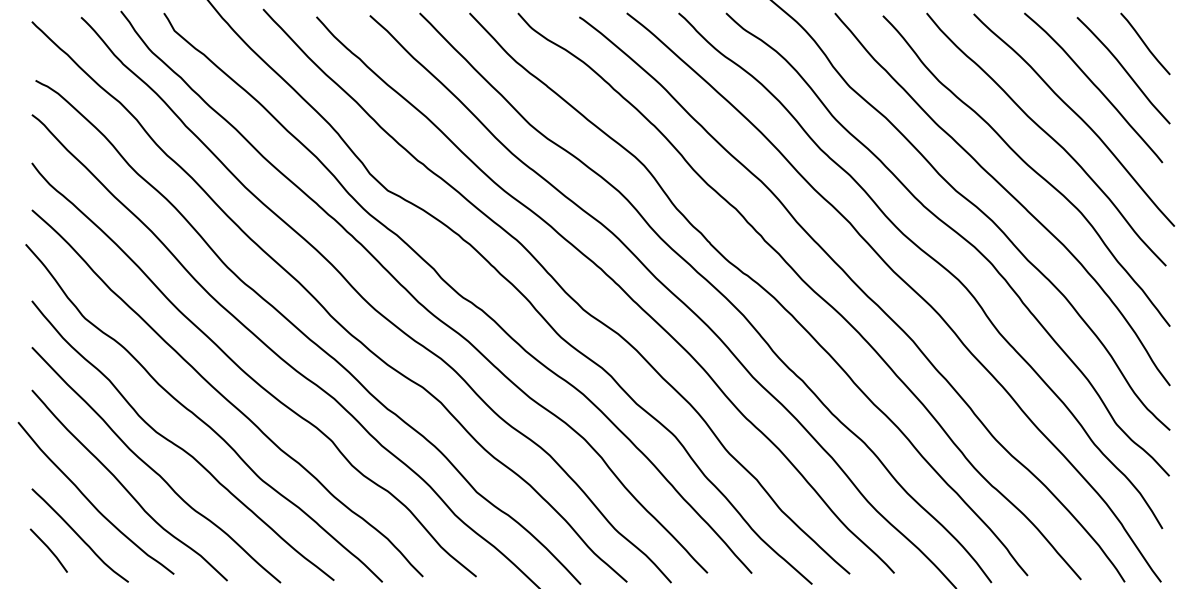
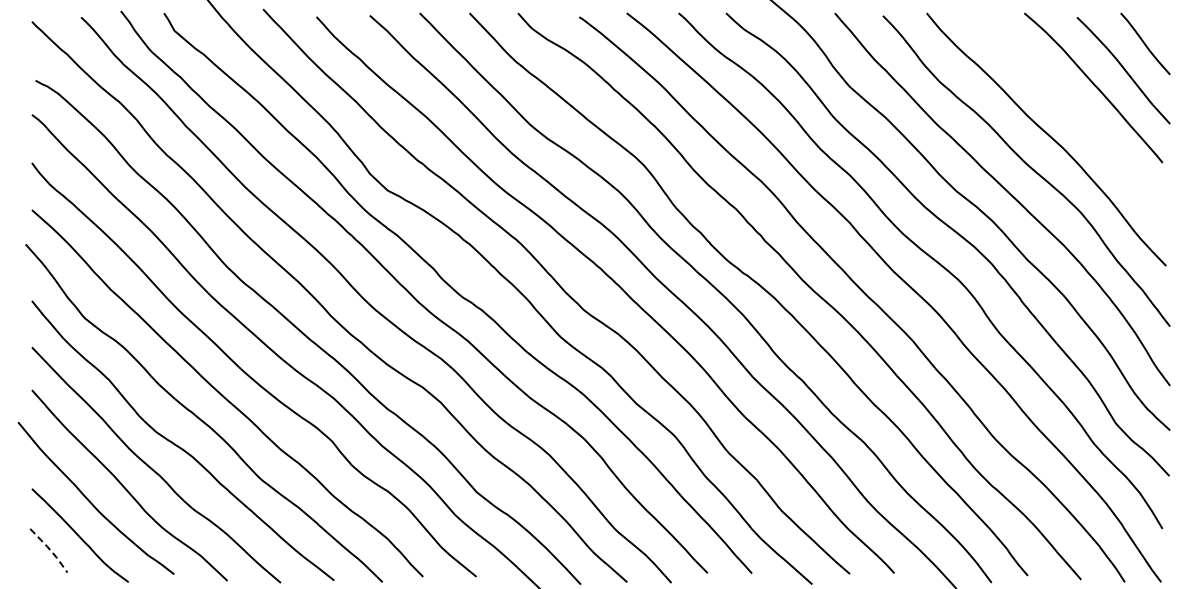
curve: present -> none (1077, 116)
line: solid -> dashed (50, 550)
